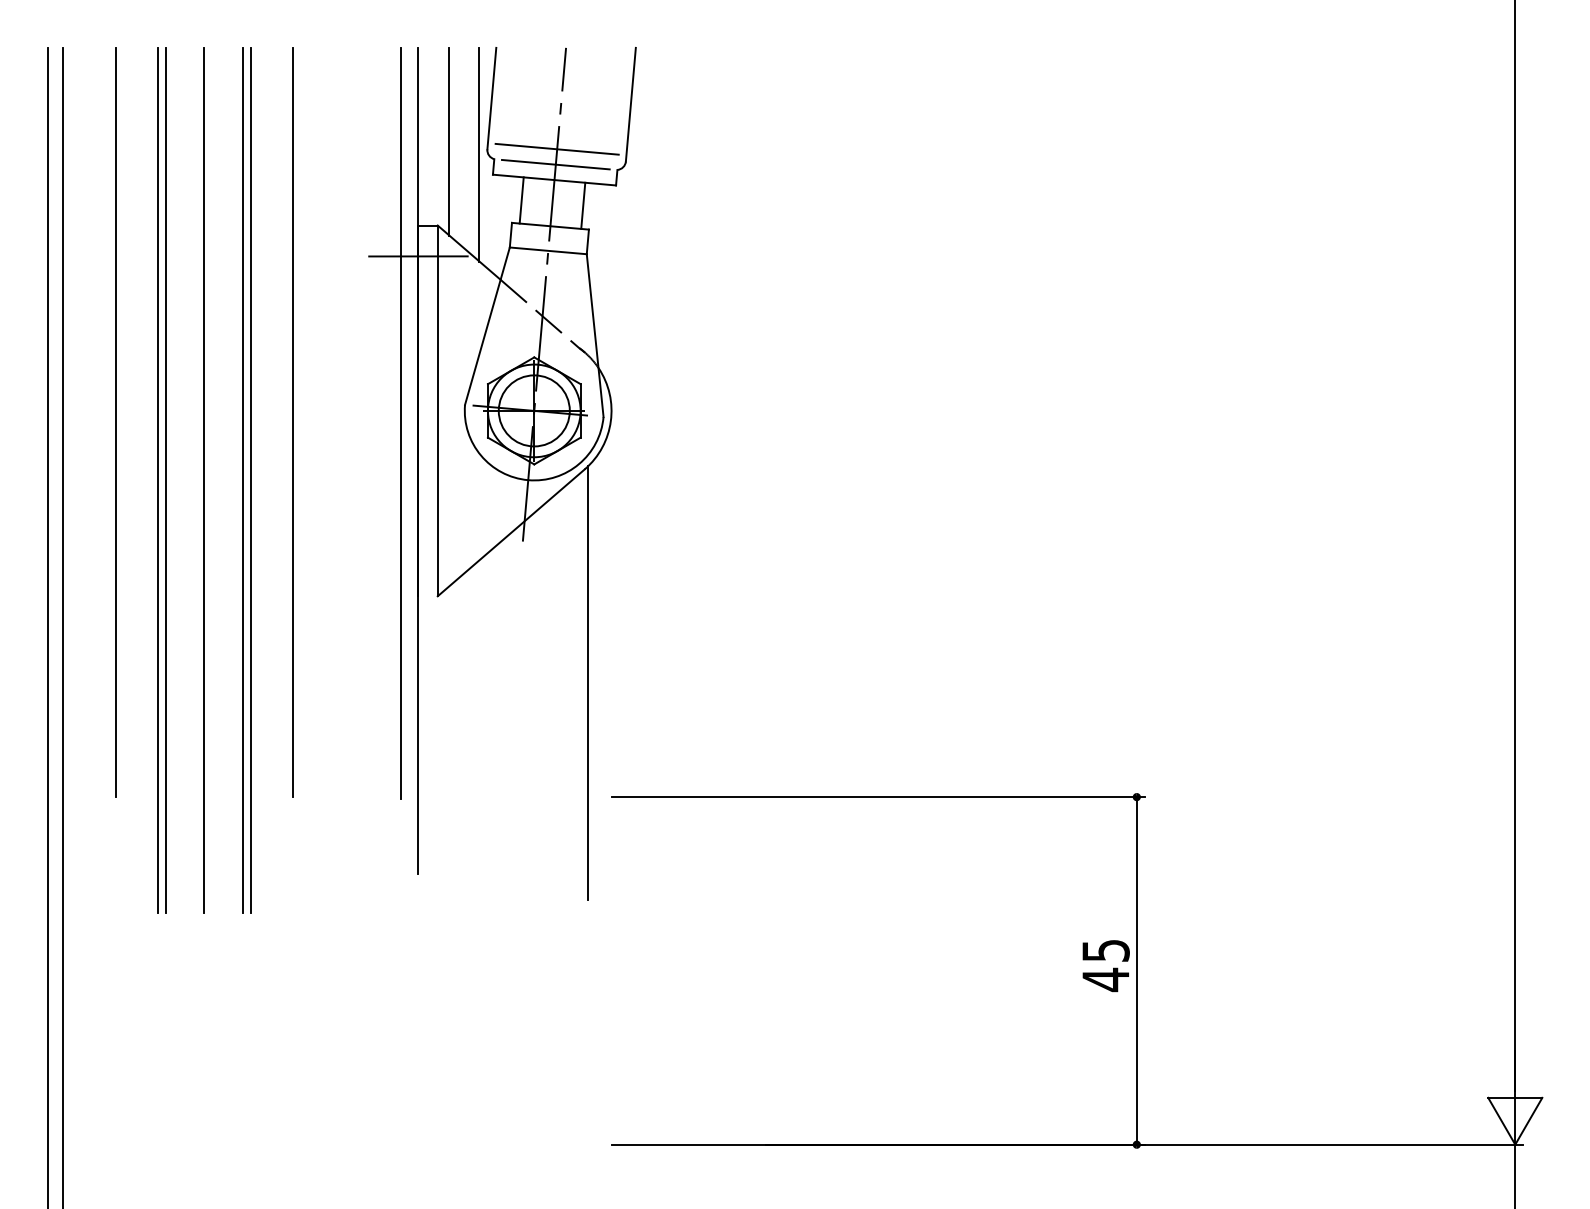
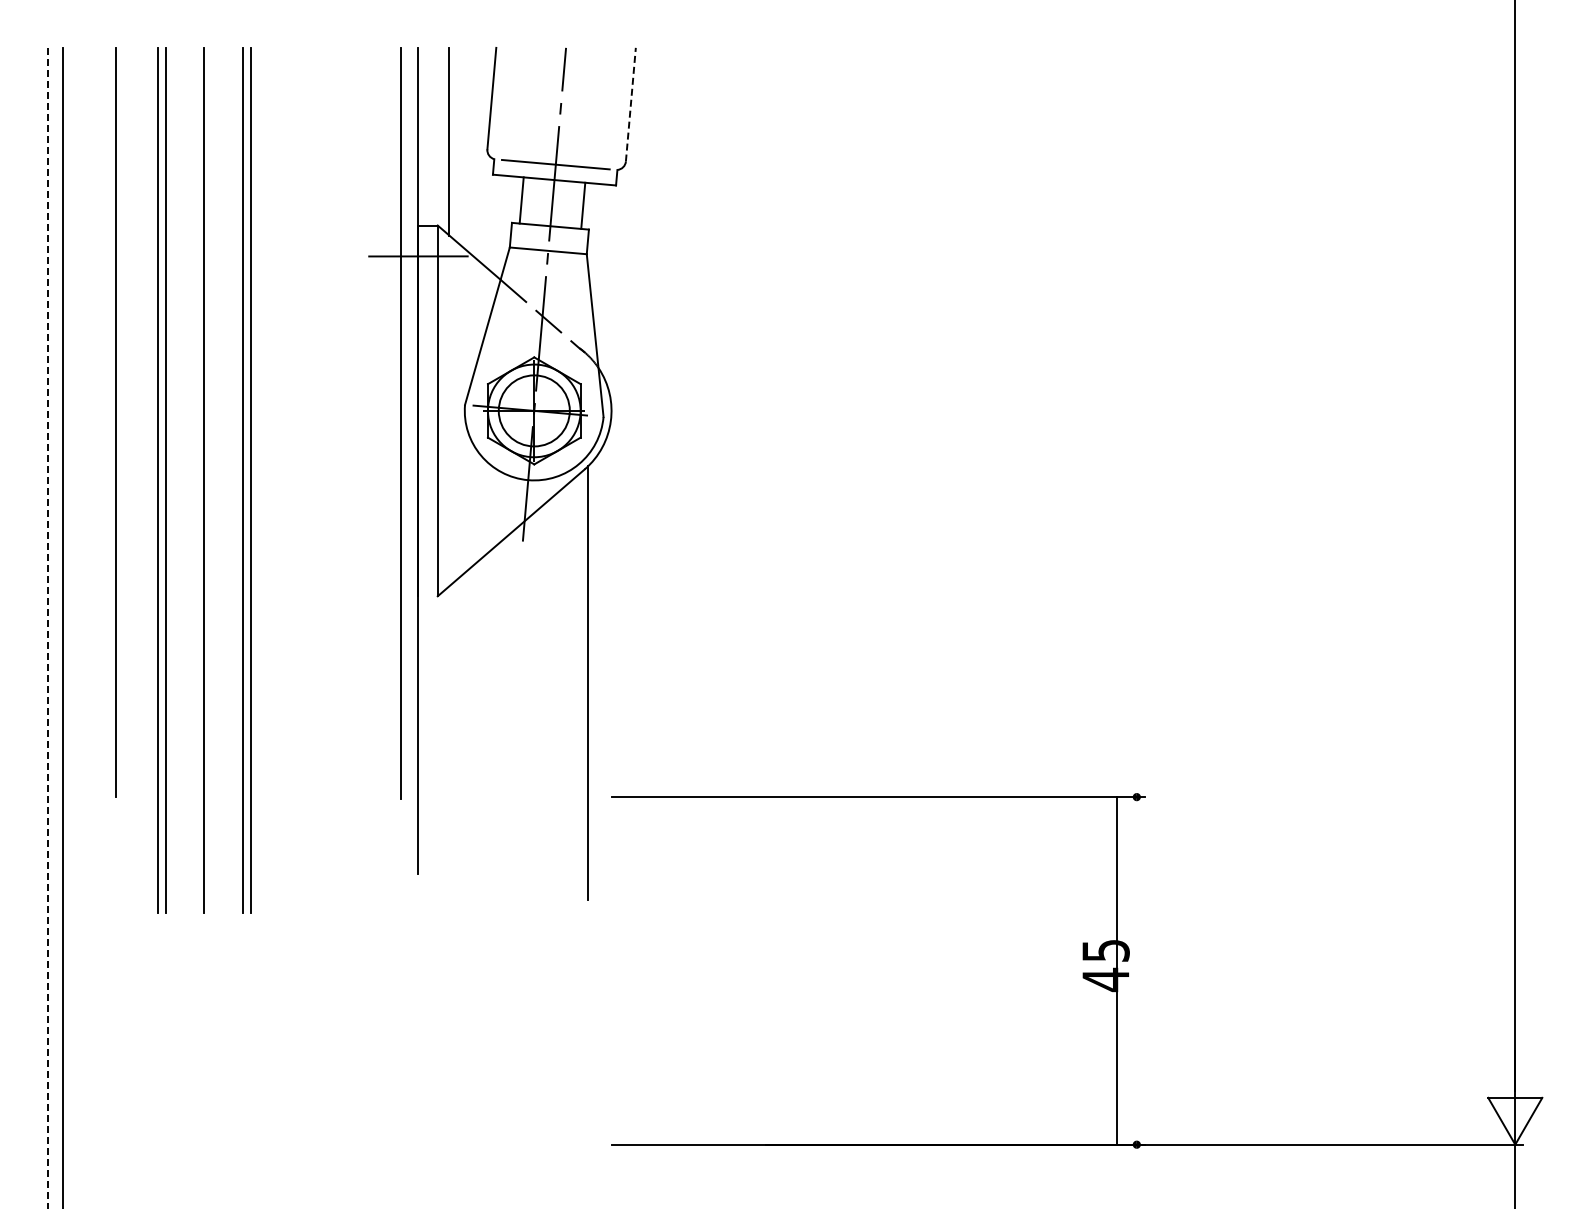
line: solid -> dashed (630, 104)
line: present -> none (556, 148)
line: present -> none (479, 154)
line: present -> none (293, 422)
line: solid -> dashed (47, 628)
line position: (1136, 970) -> (1116, 970) (1116, 970)
